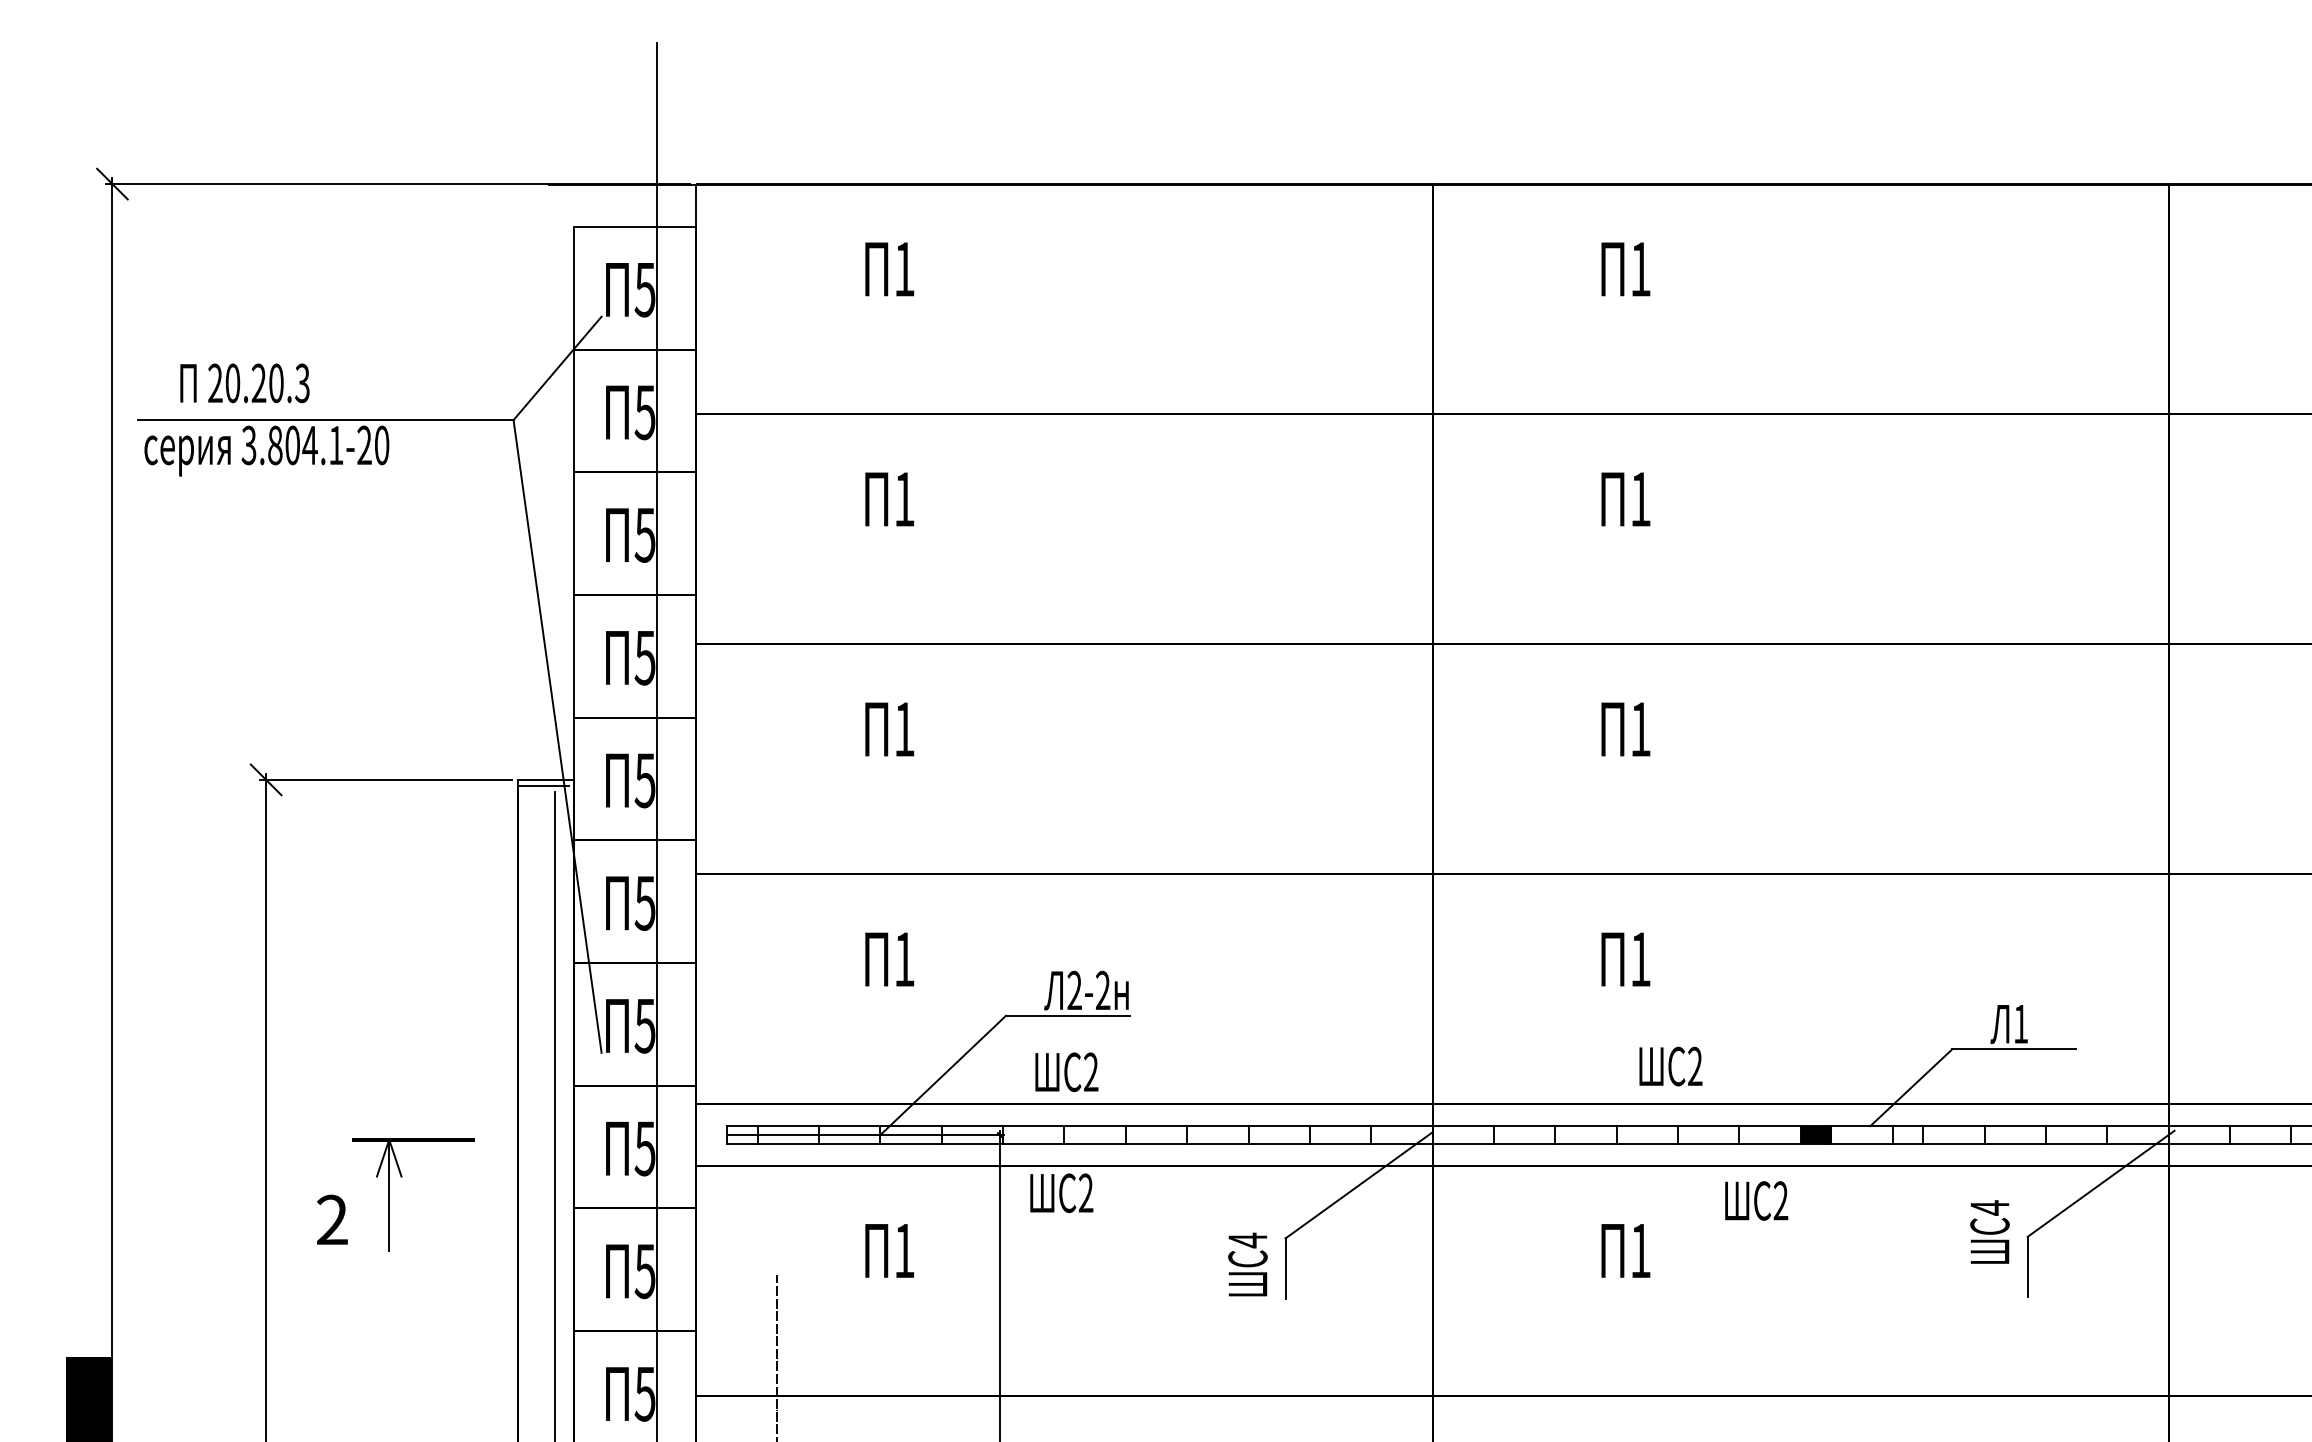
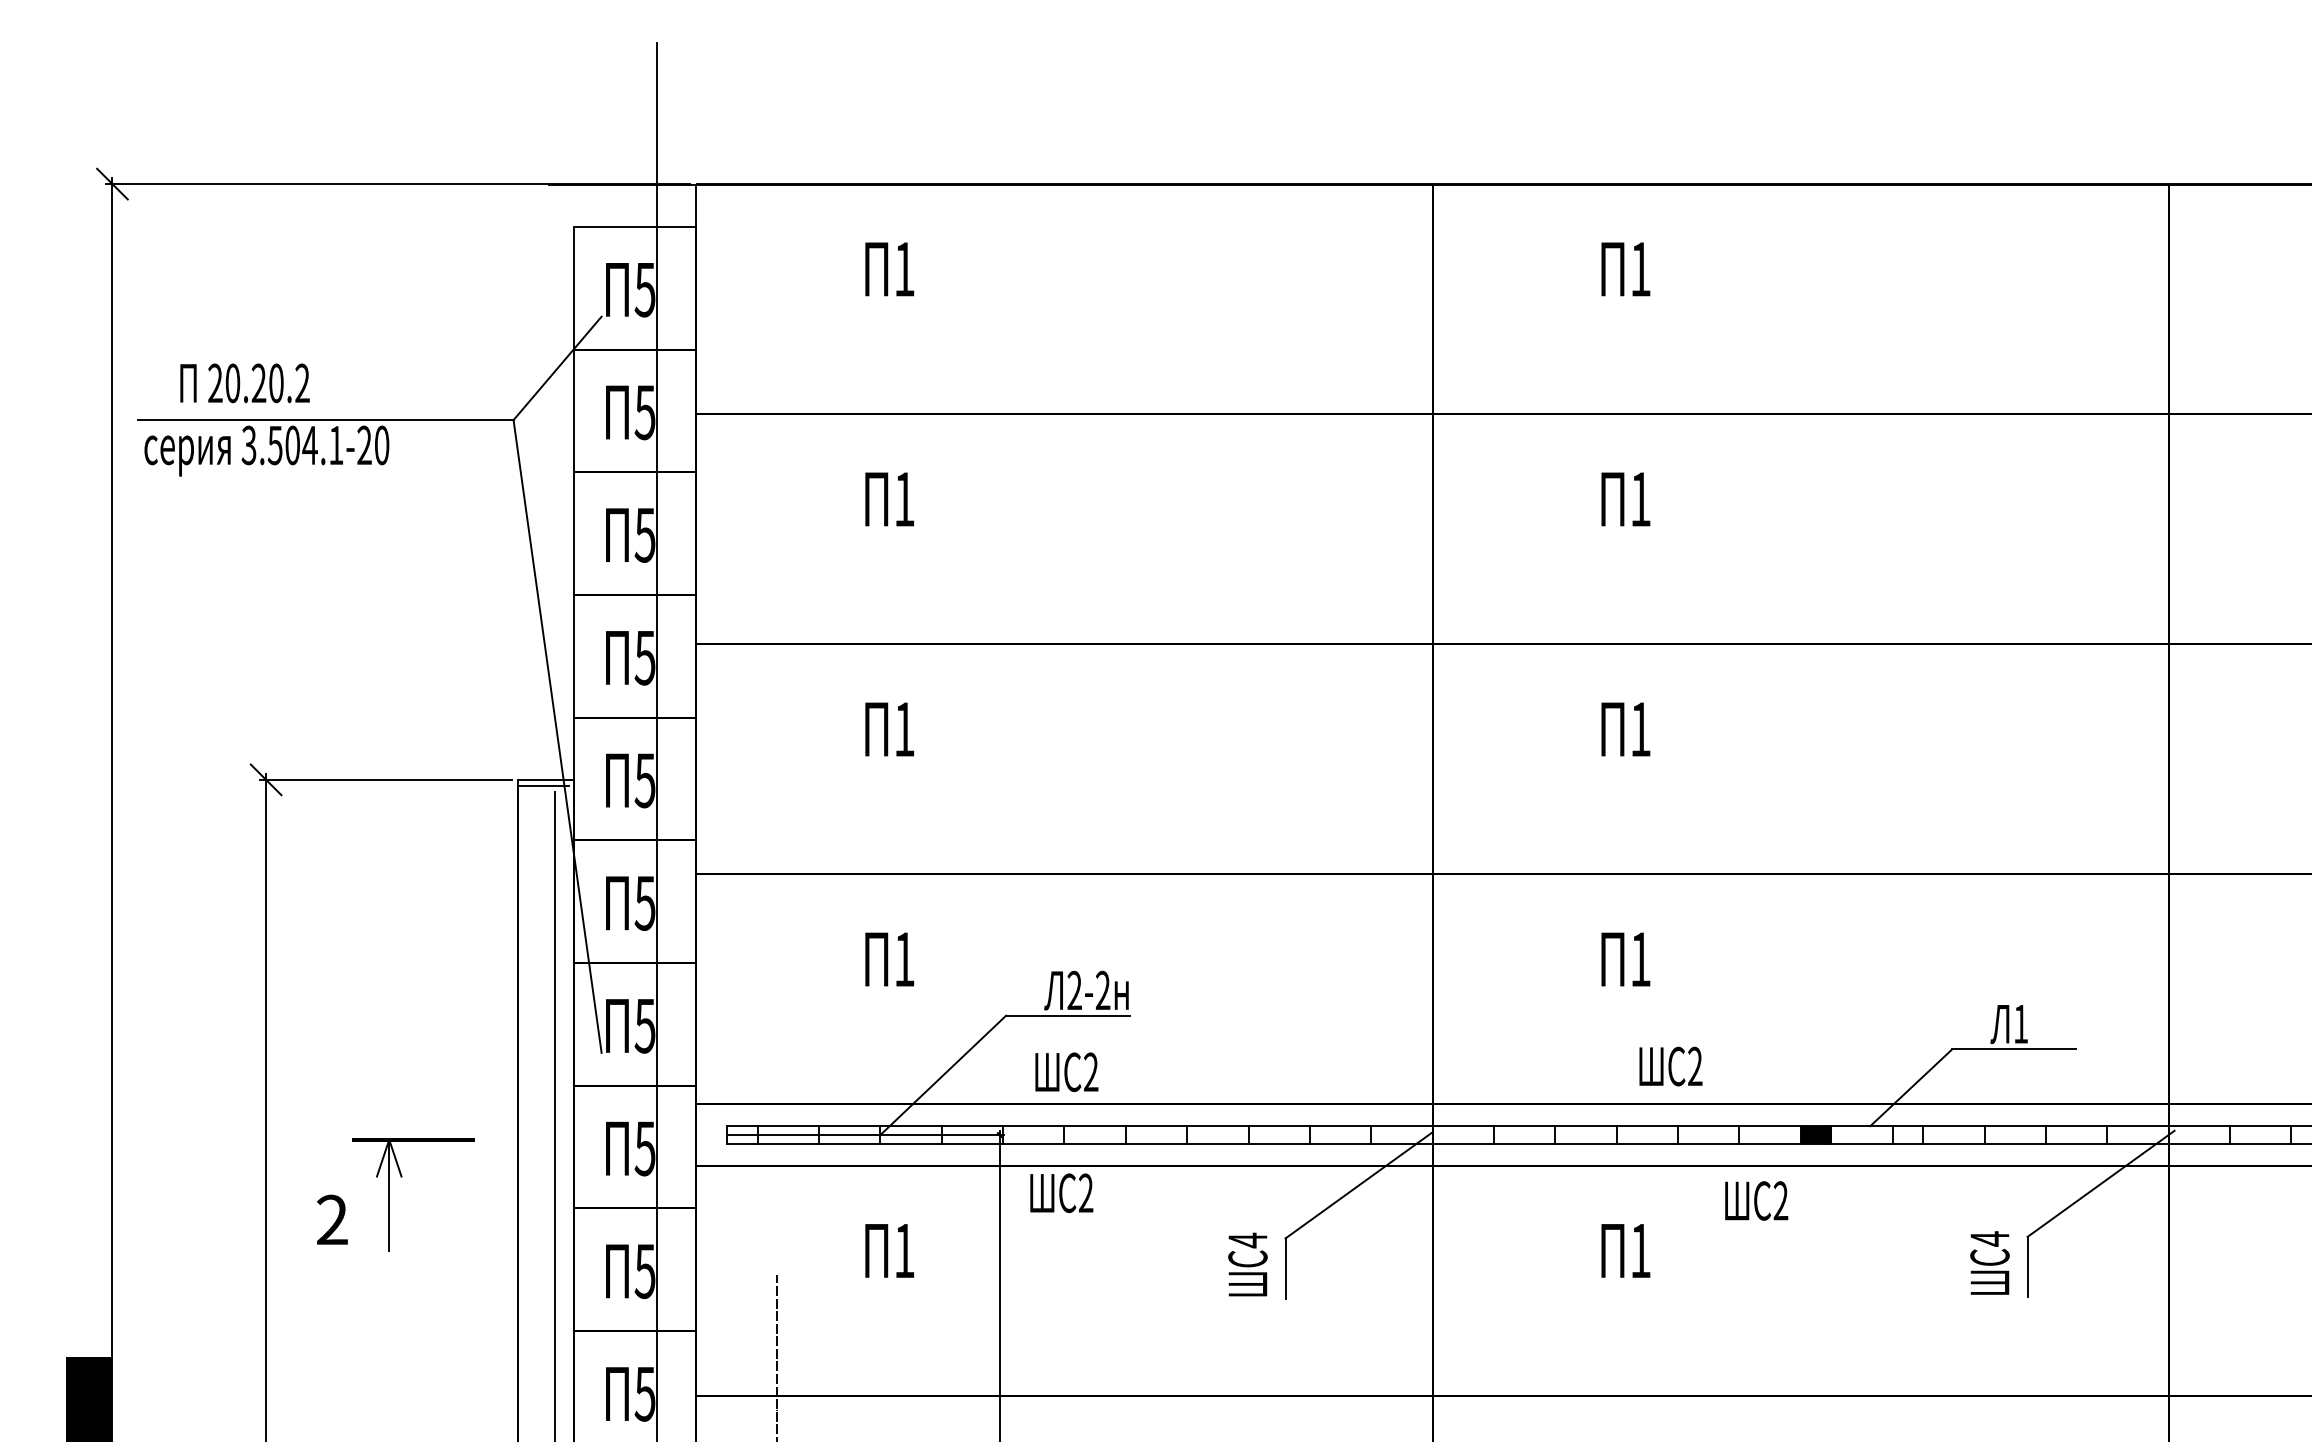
text: 20.20.3 -> 20.20.2 (302, 383)
text: 3.804.1-20 -> 3.504.1-20 (274, 445)
text position: (1989, 1231) -> (1989, 1262) (1989, 1262)
